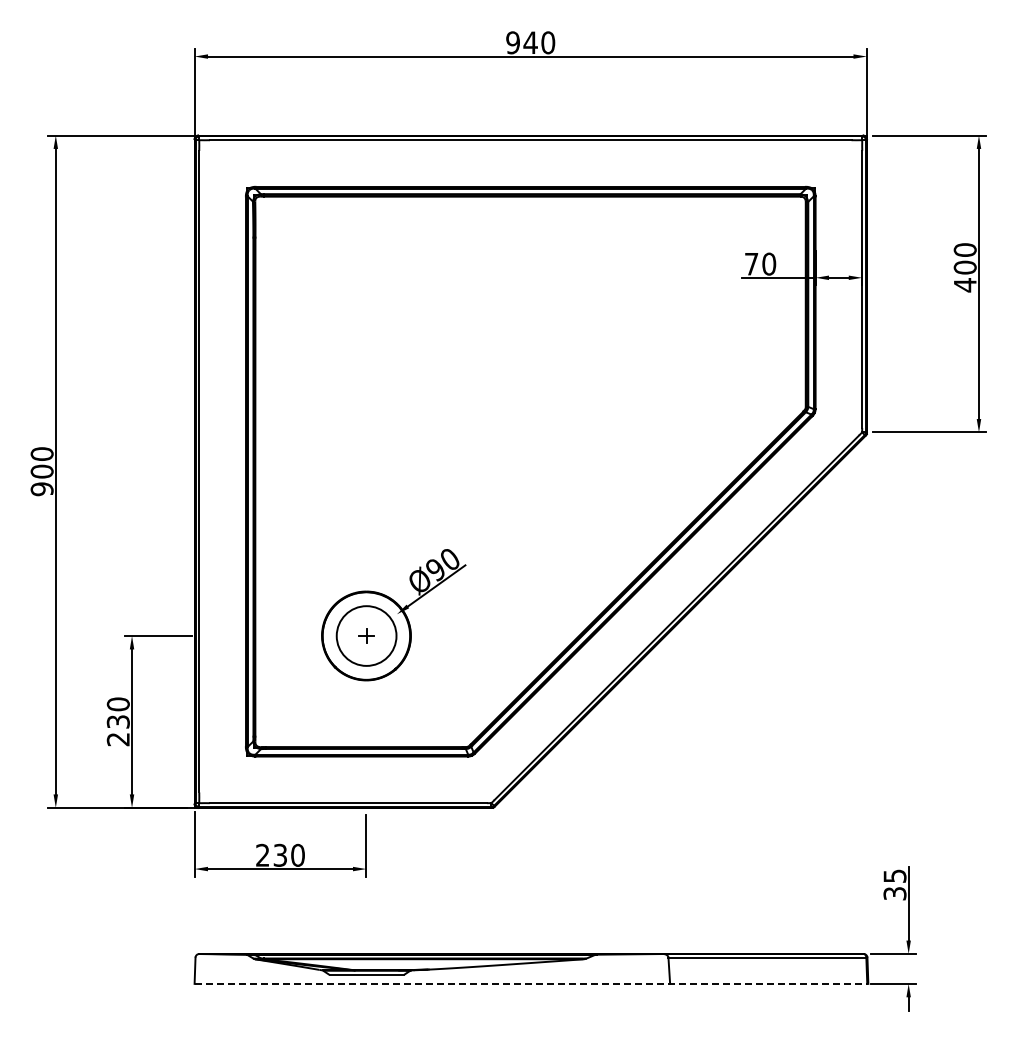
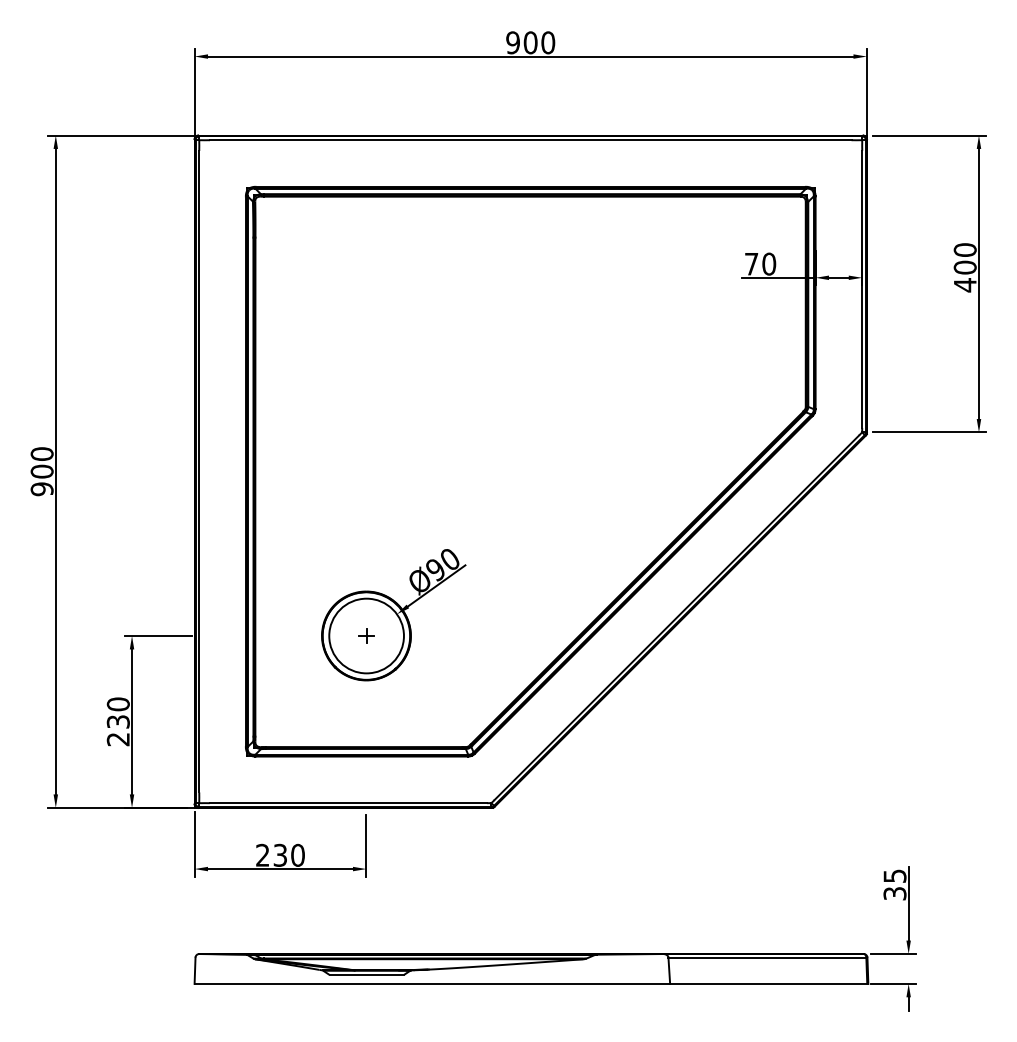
text: 940 -> 900 (530, 42)
circle diameter: 60 px -> 75 px (366, 635)
line: dashed -> solid (531, 983)
